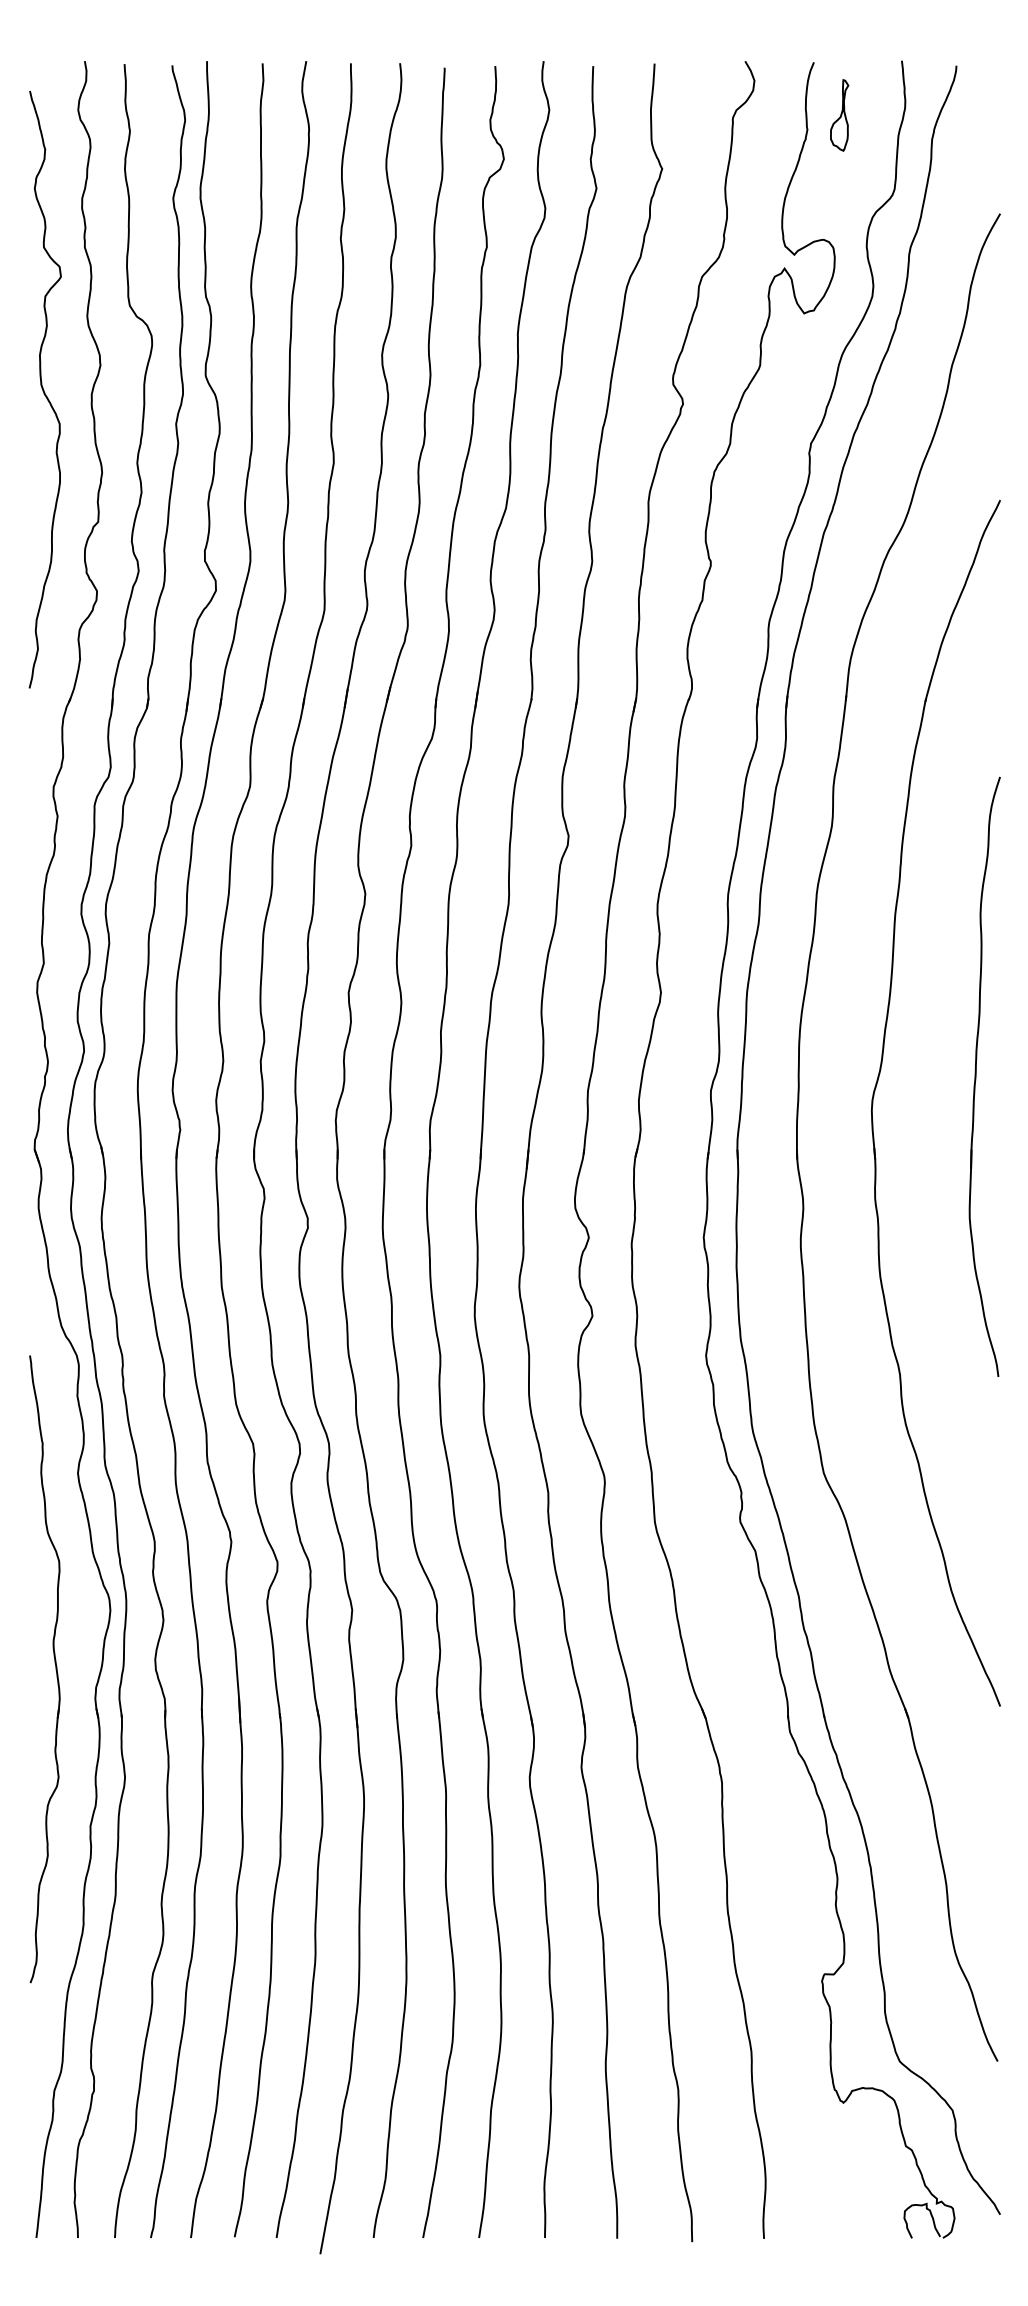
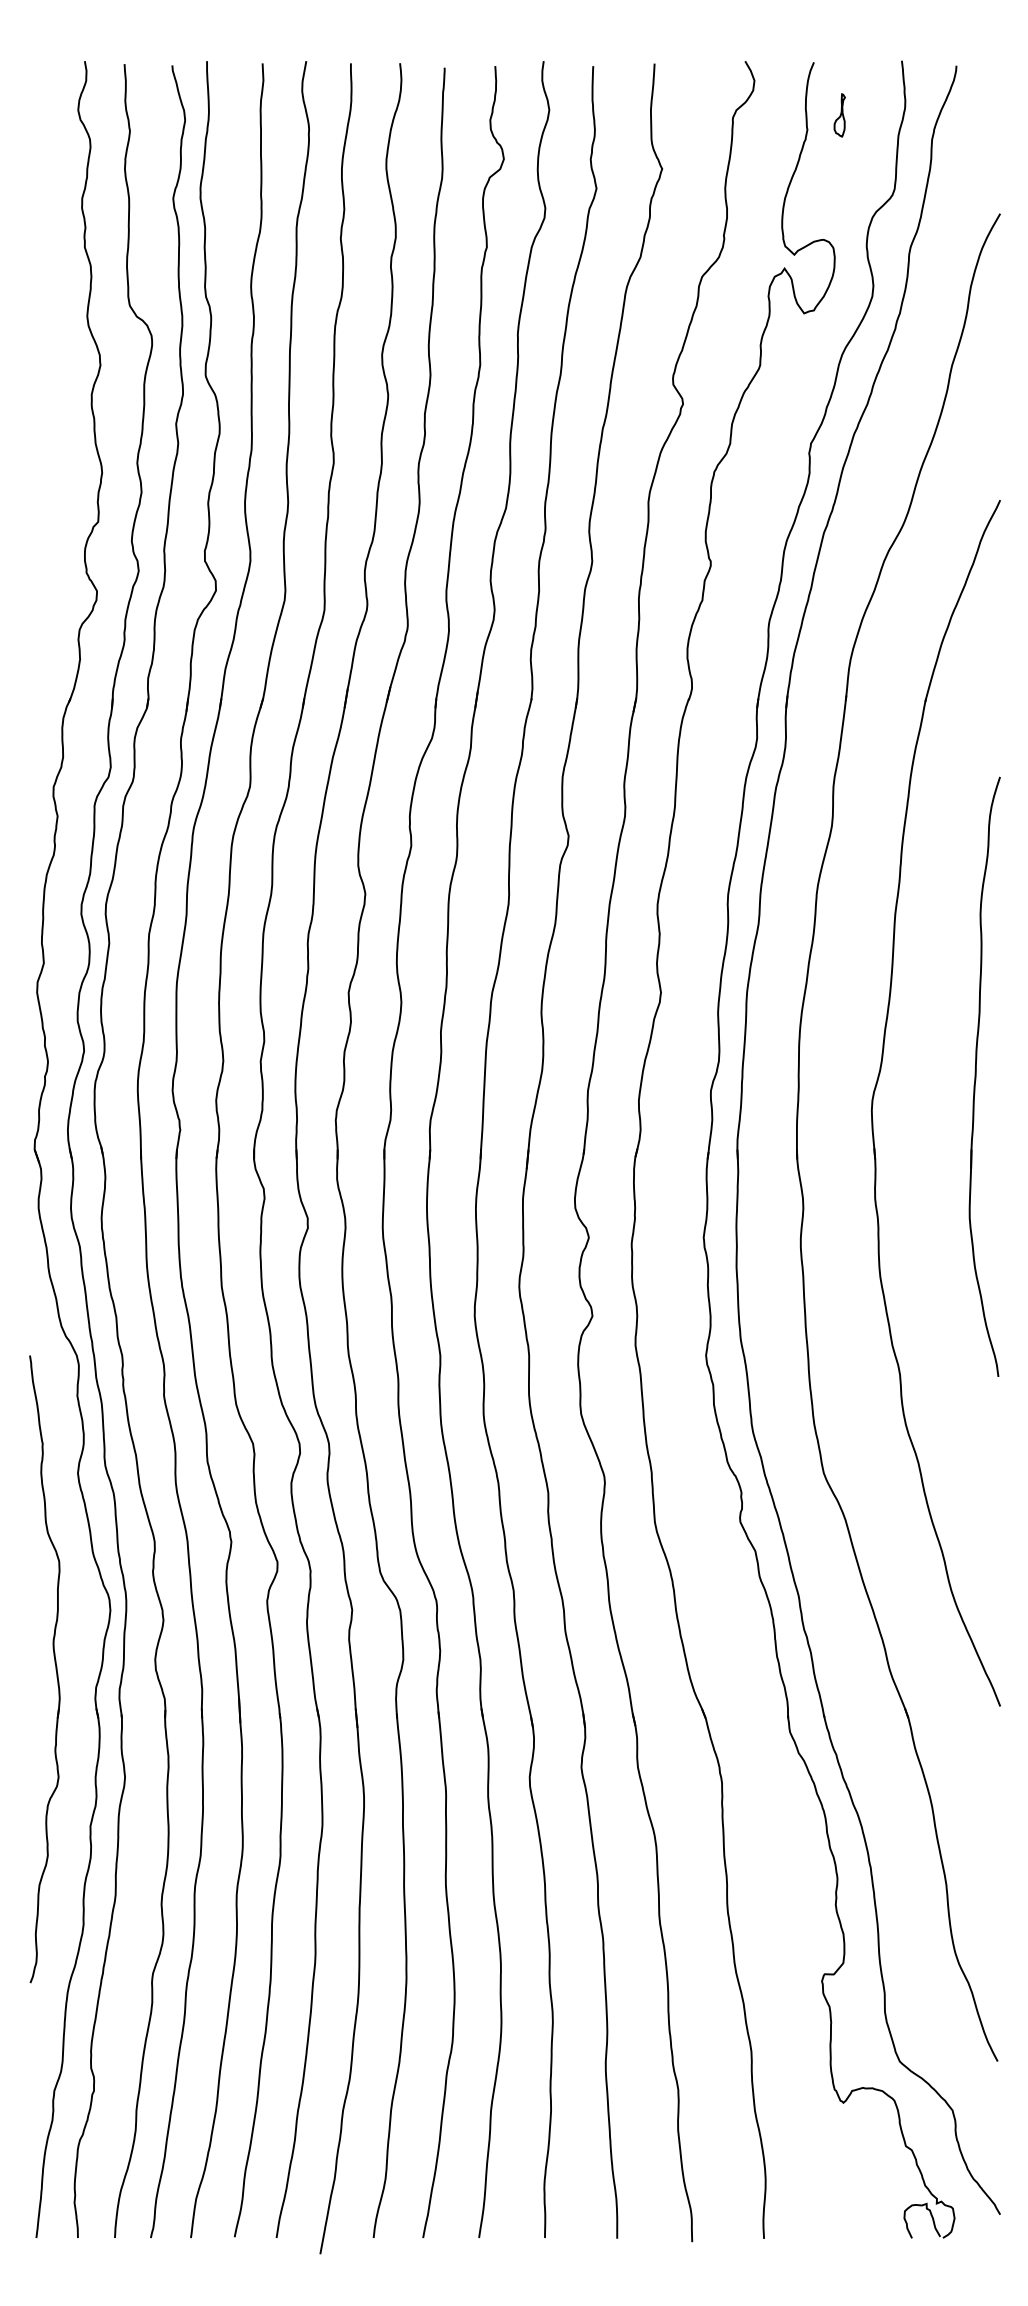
part size: 20x73 px -> 13x45 px (839, 115)
curve: present -> none (43, 389)
